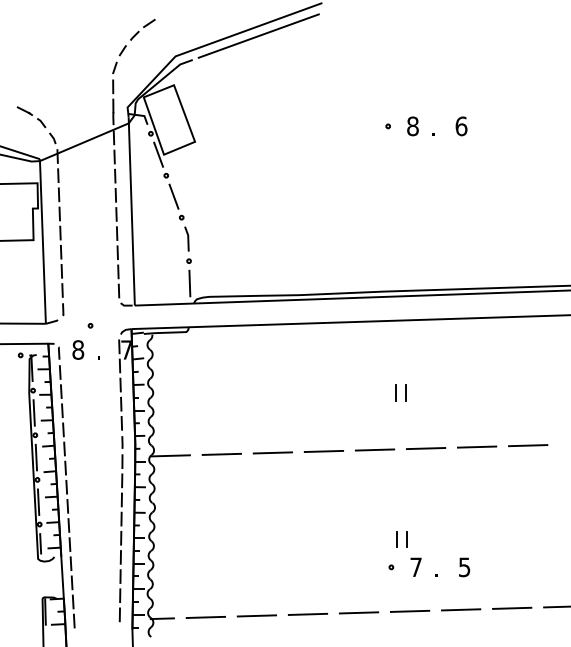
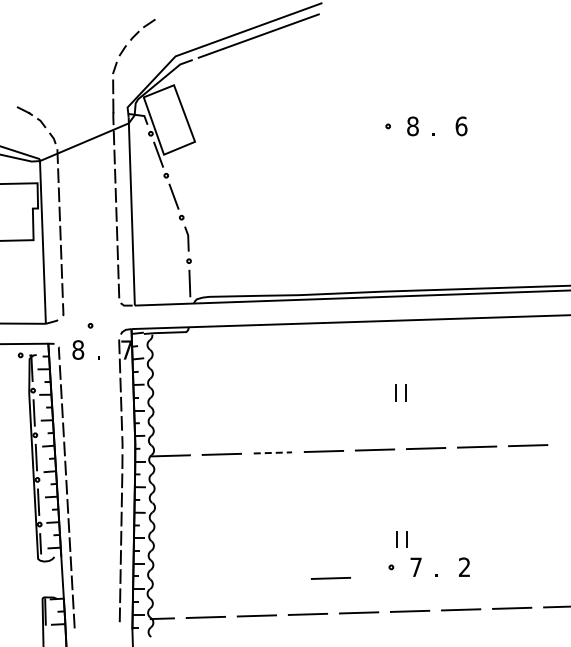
line: solid -> dashed (273, 452)
text: 5 -> 2 (464, 567)
line: none -> present (330, 577)
